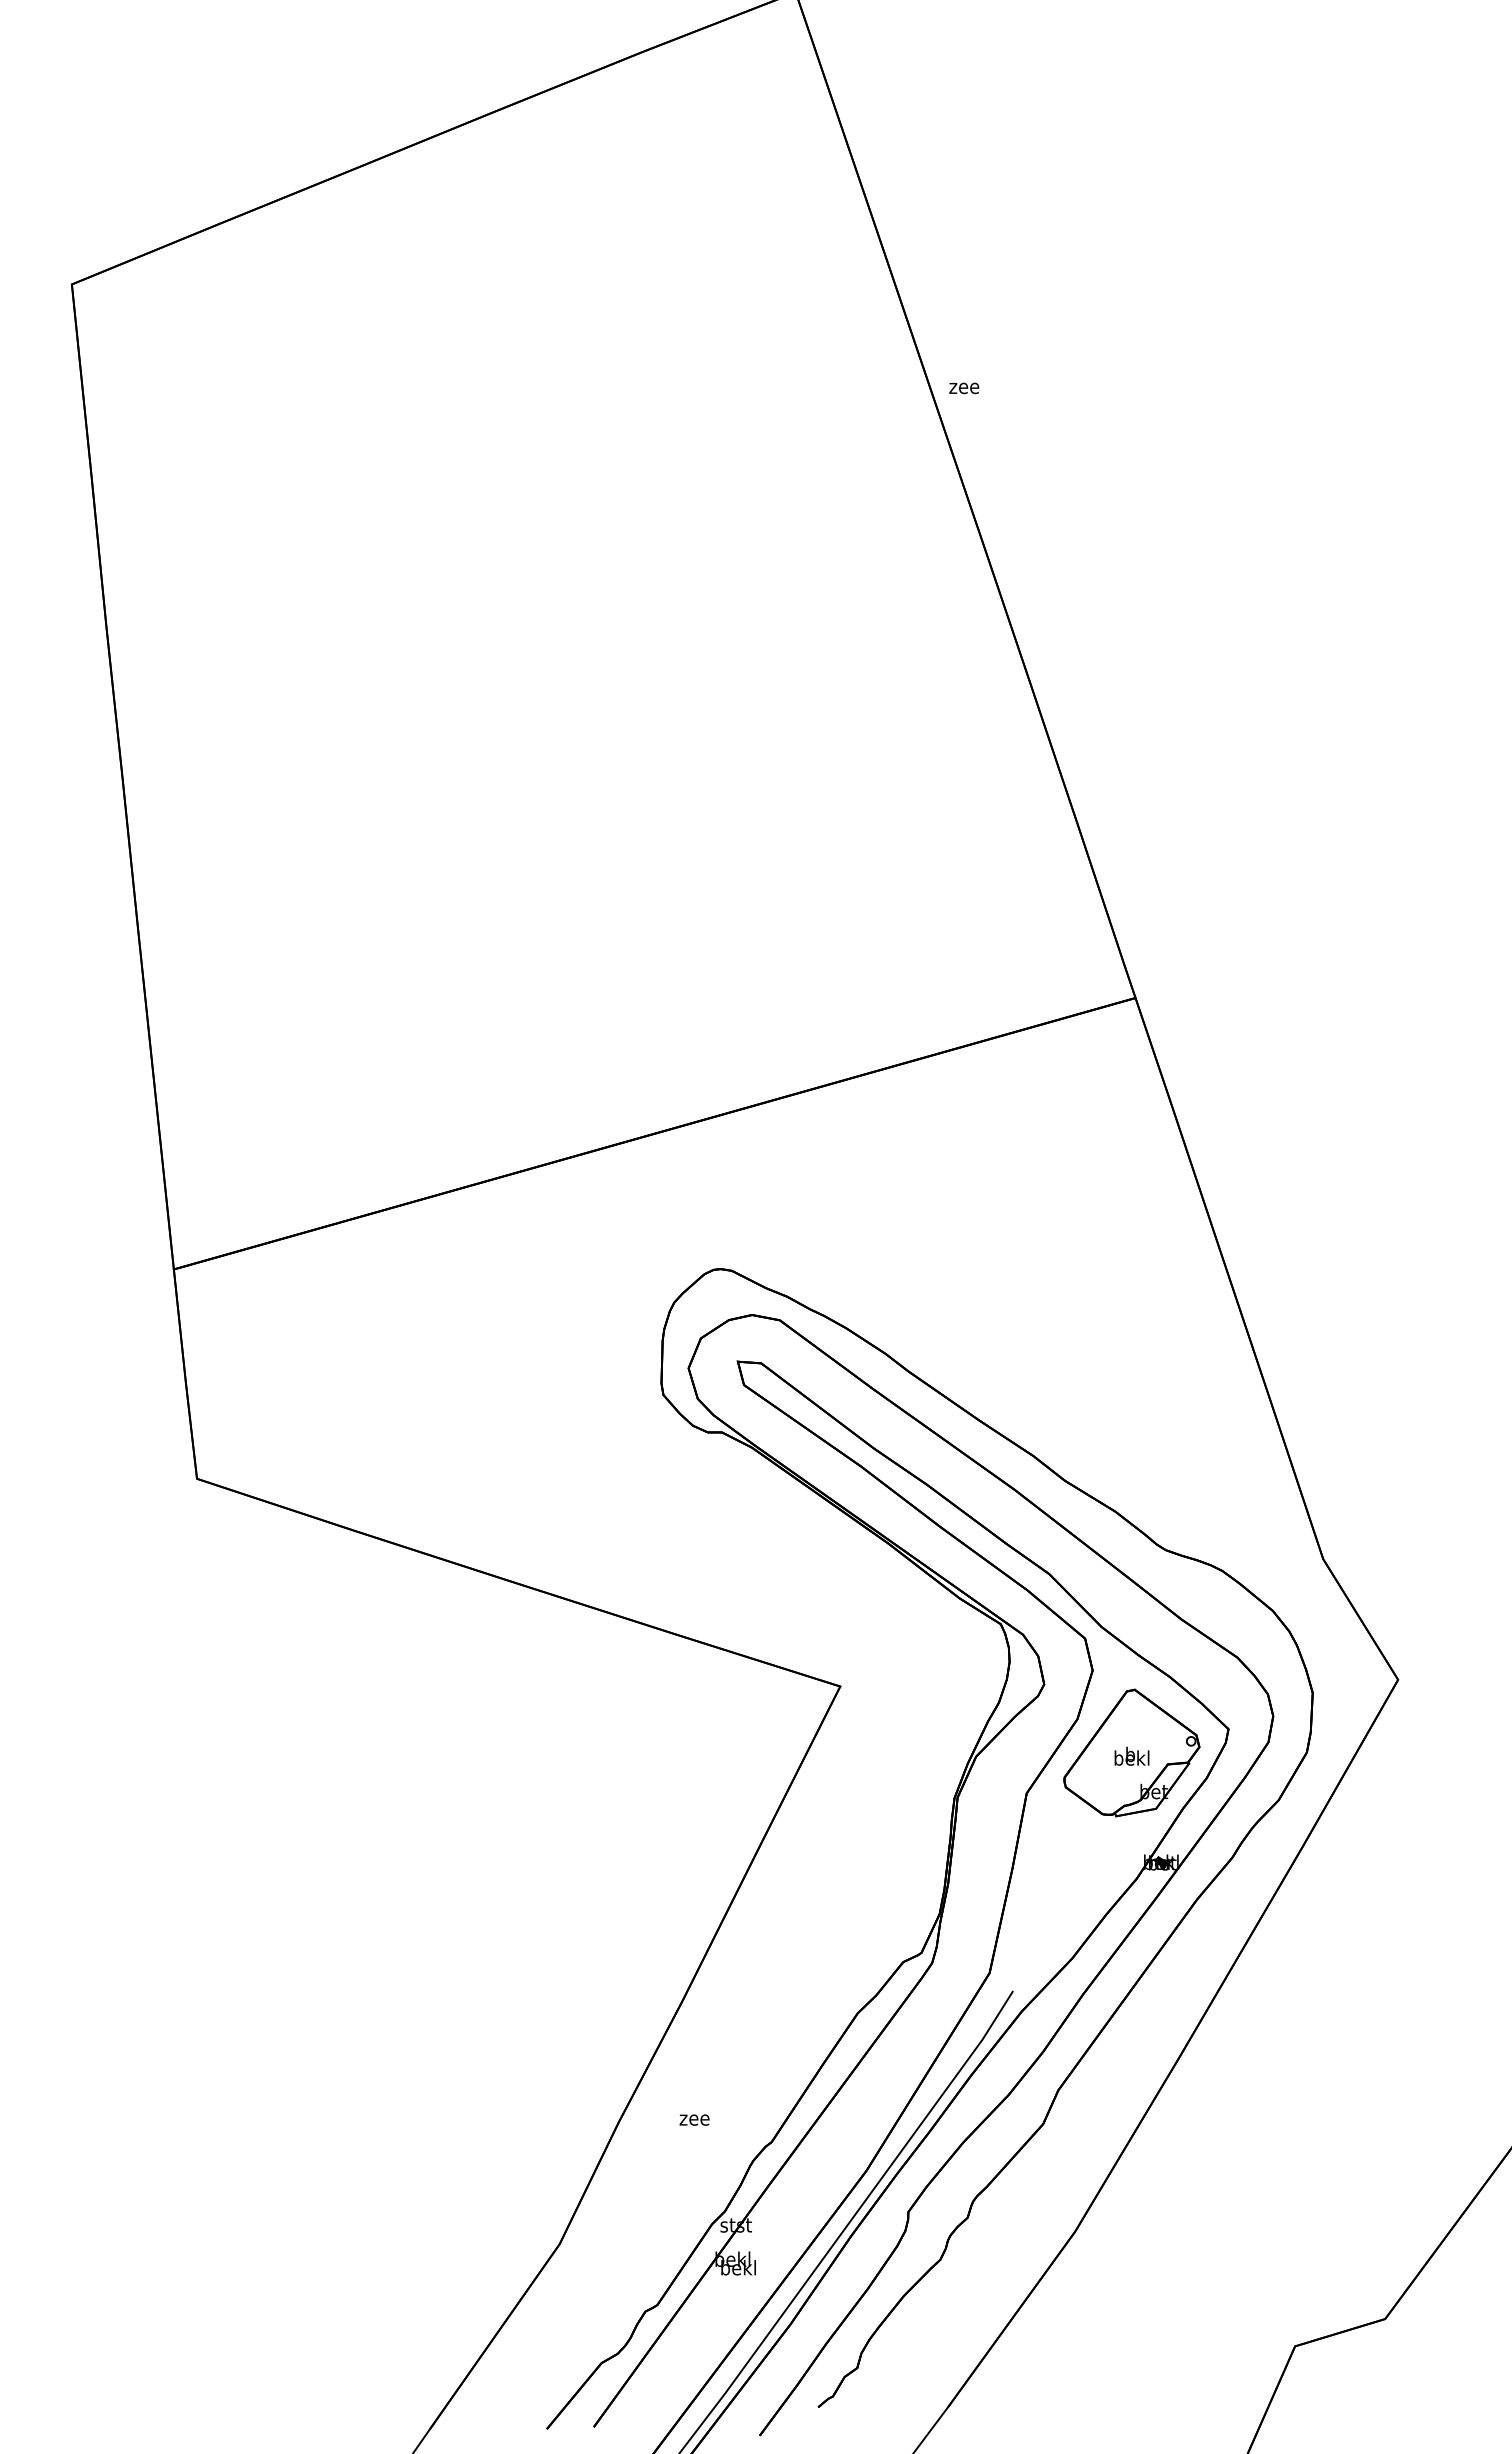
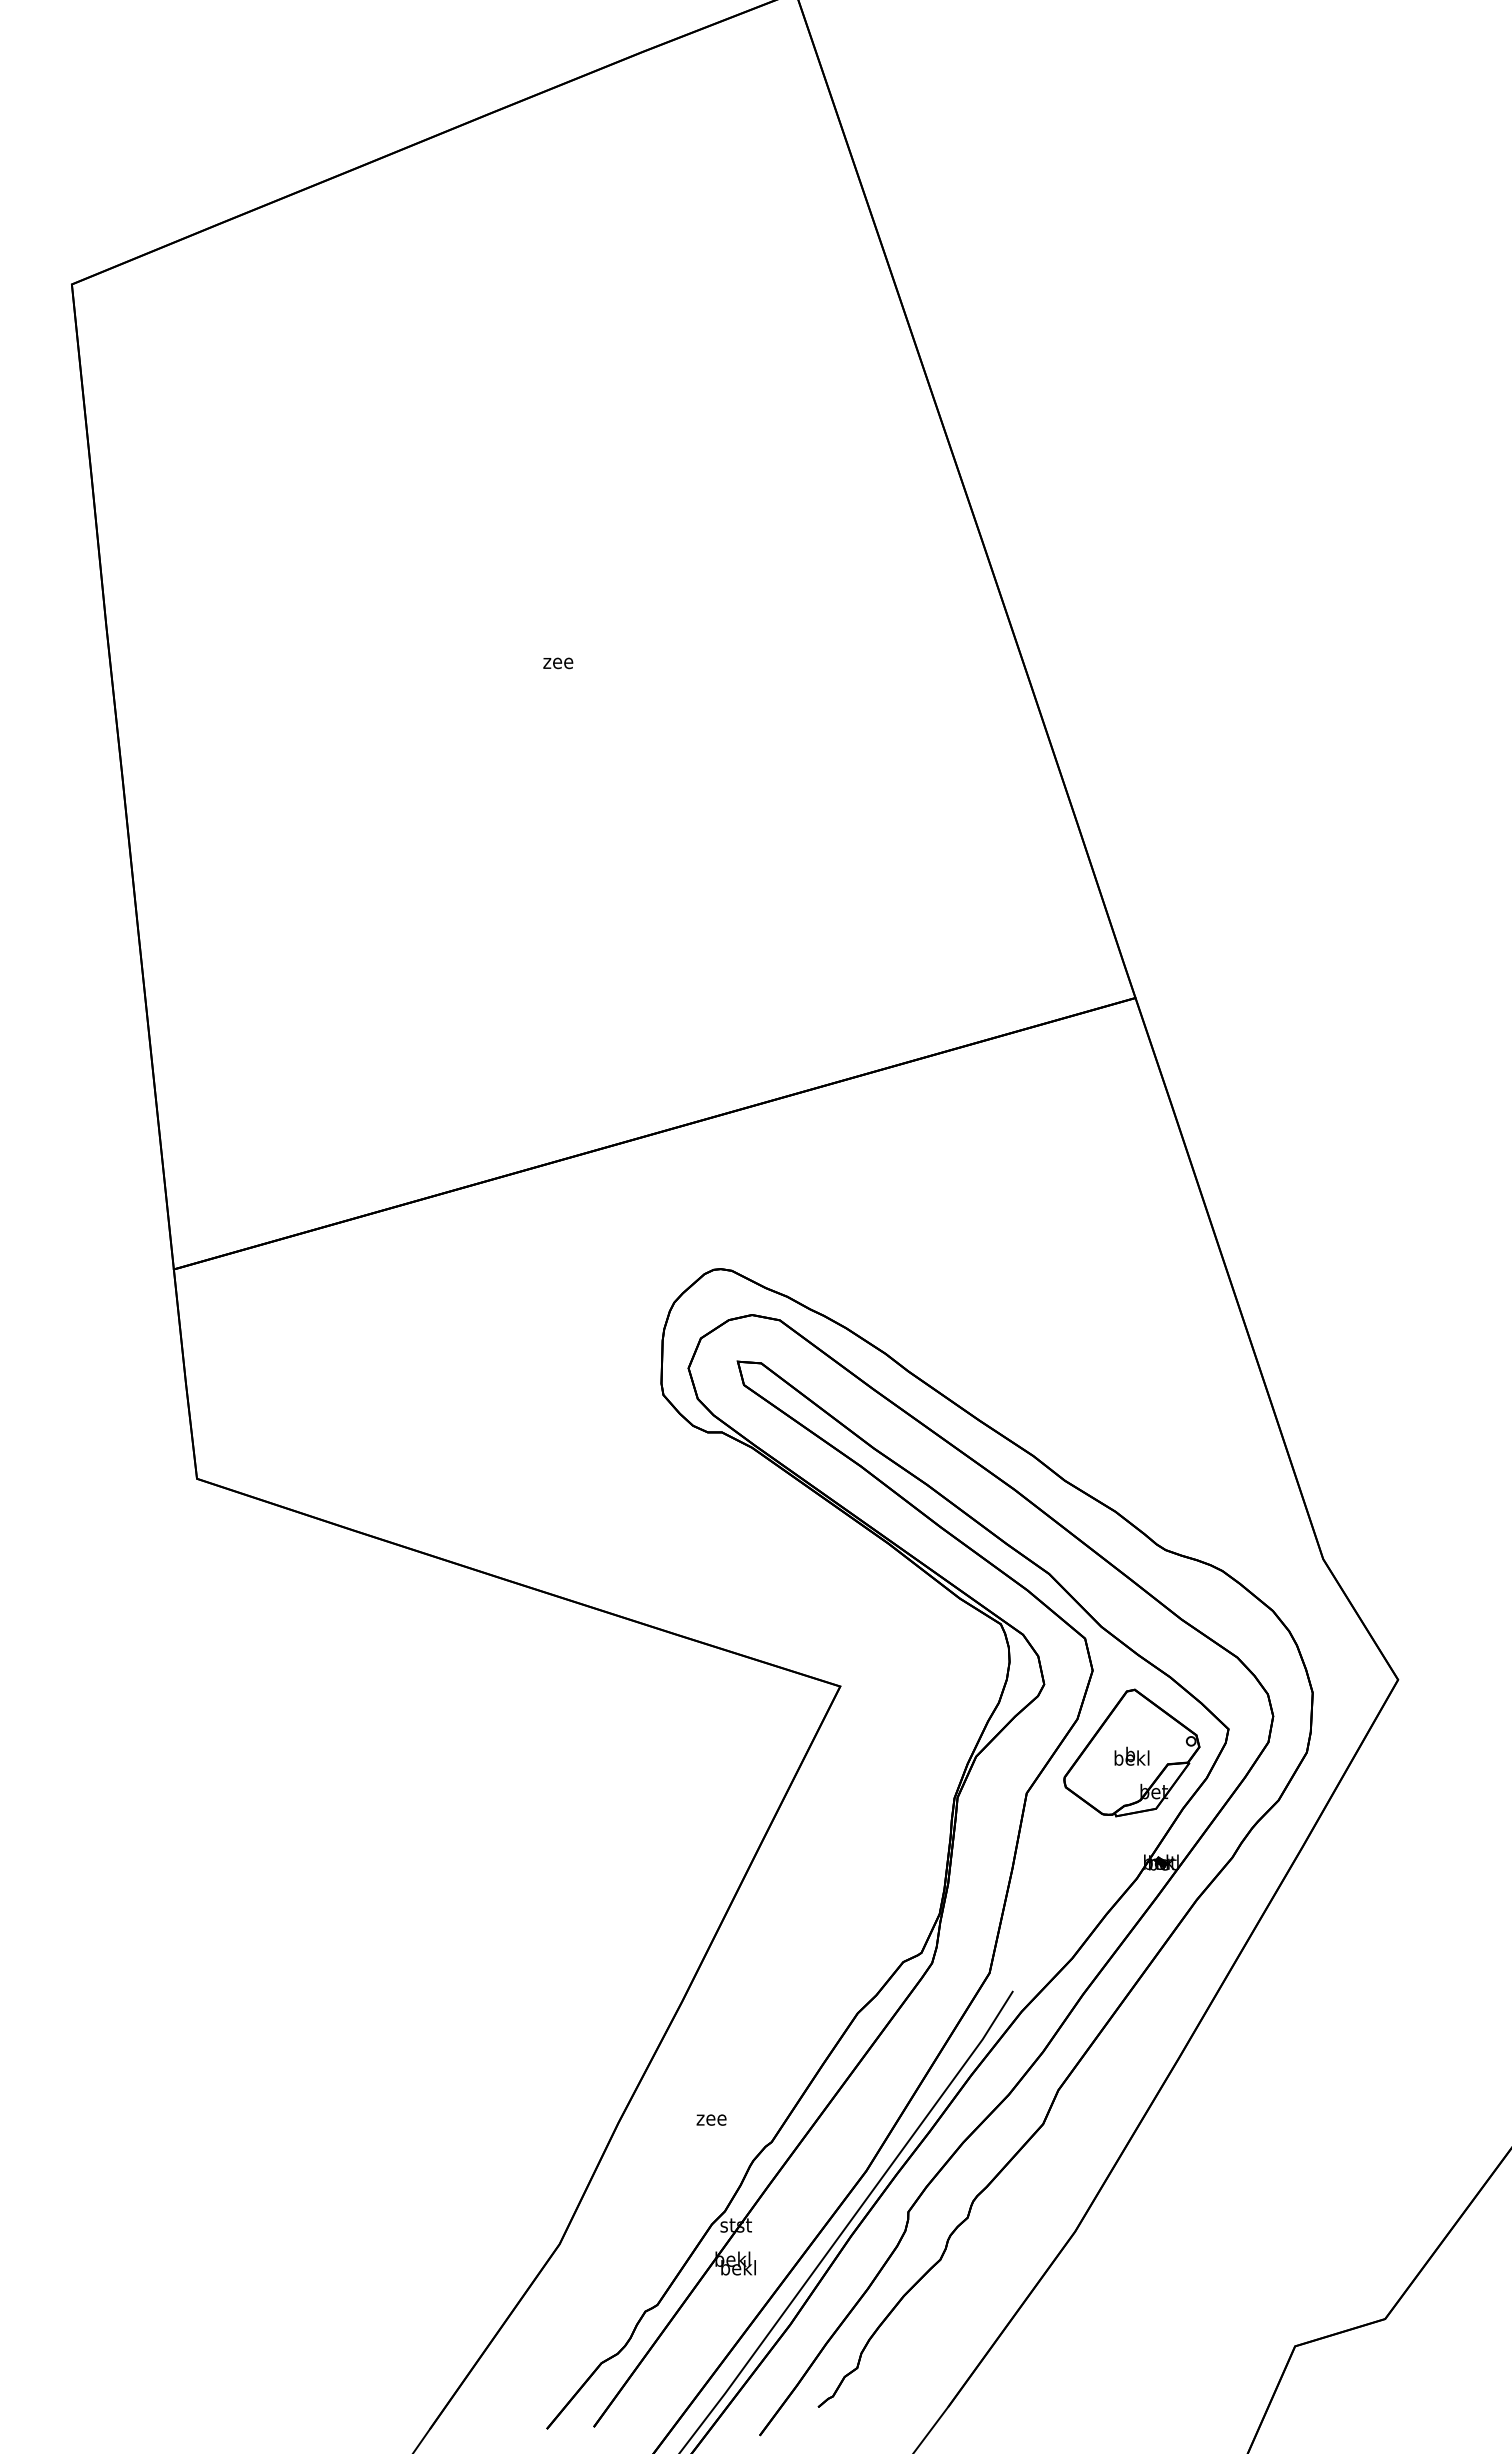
text position: (964, 388) -> (558, 663) (558, 663)
text position: (694, 2119) -> (711, 2119) (711, 2119)
